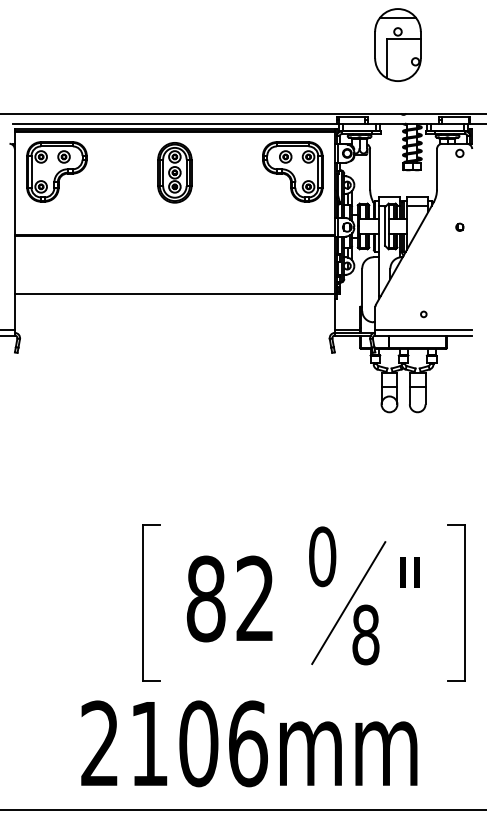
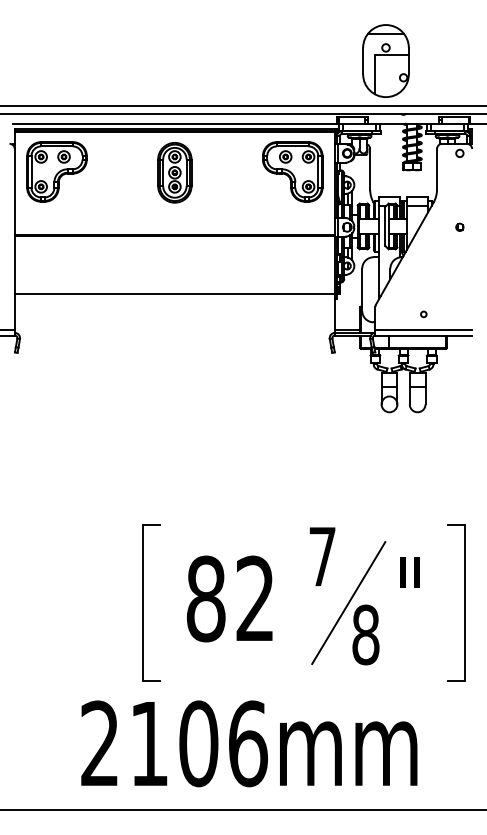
part position: (397, 44) -> (385, 60) (385, 60)
line: none -> present (242, 106)
text: 0 -> 7 (322, 556)
